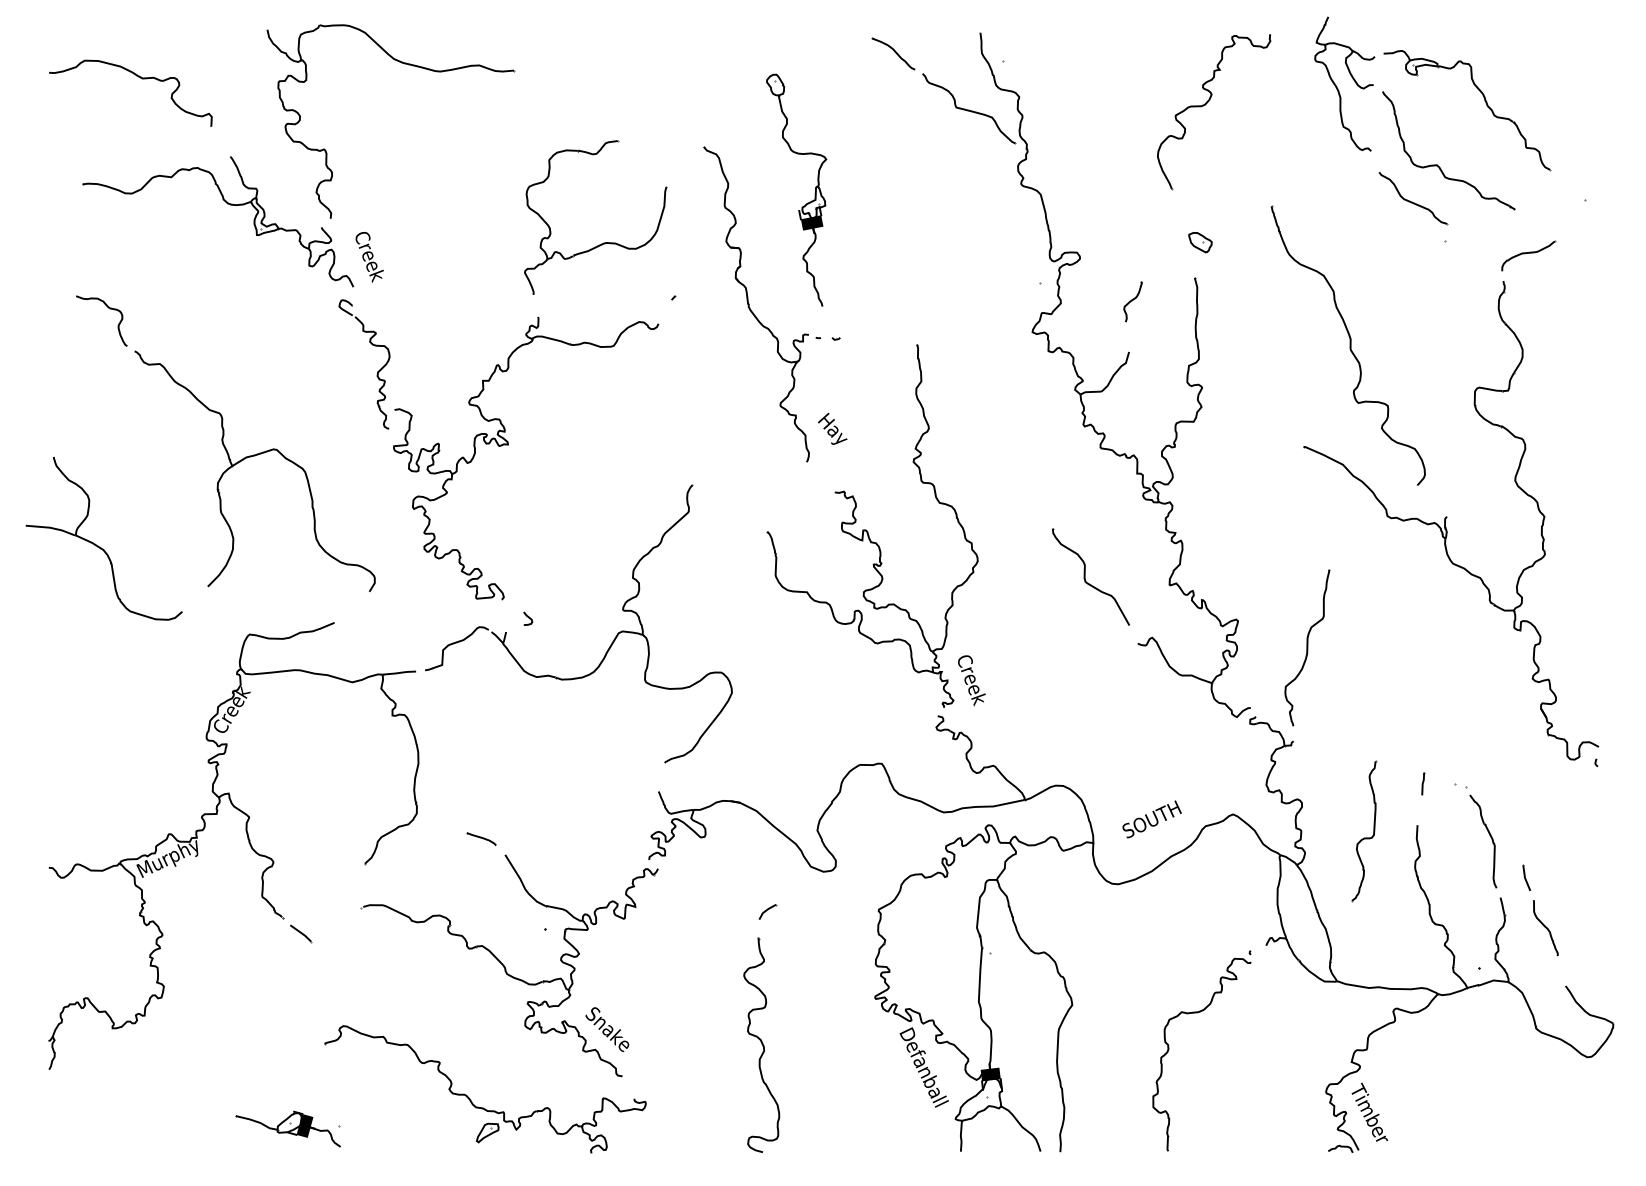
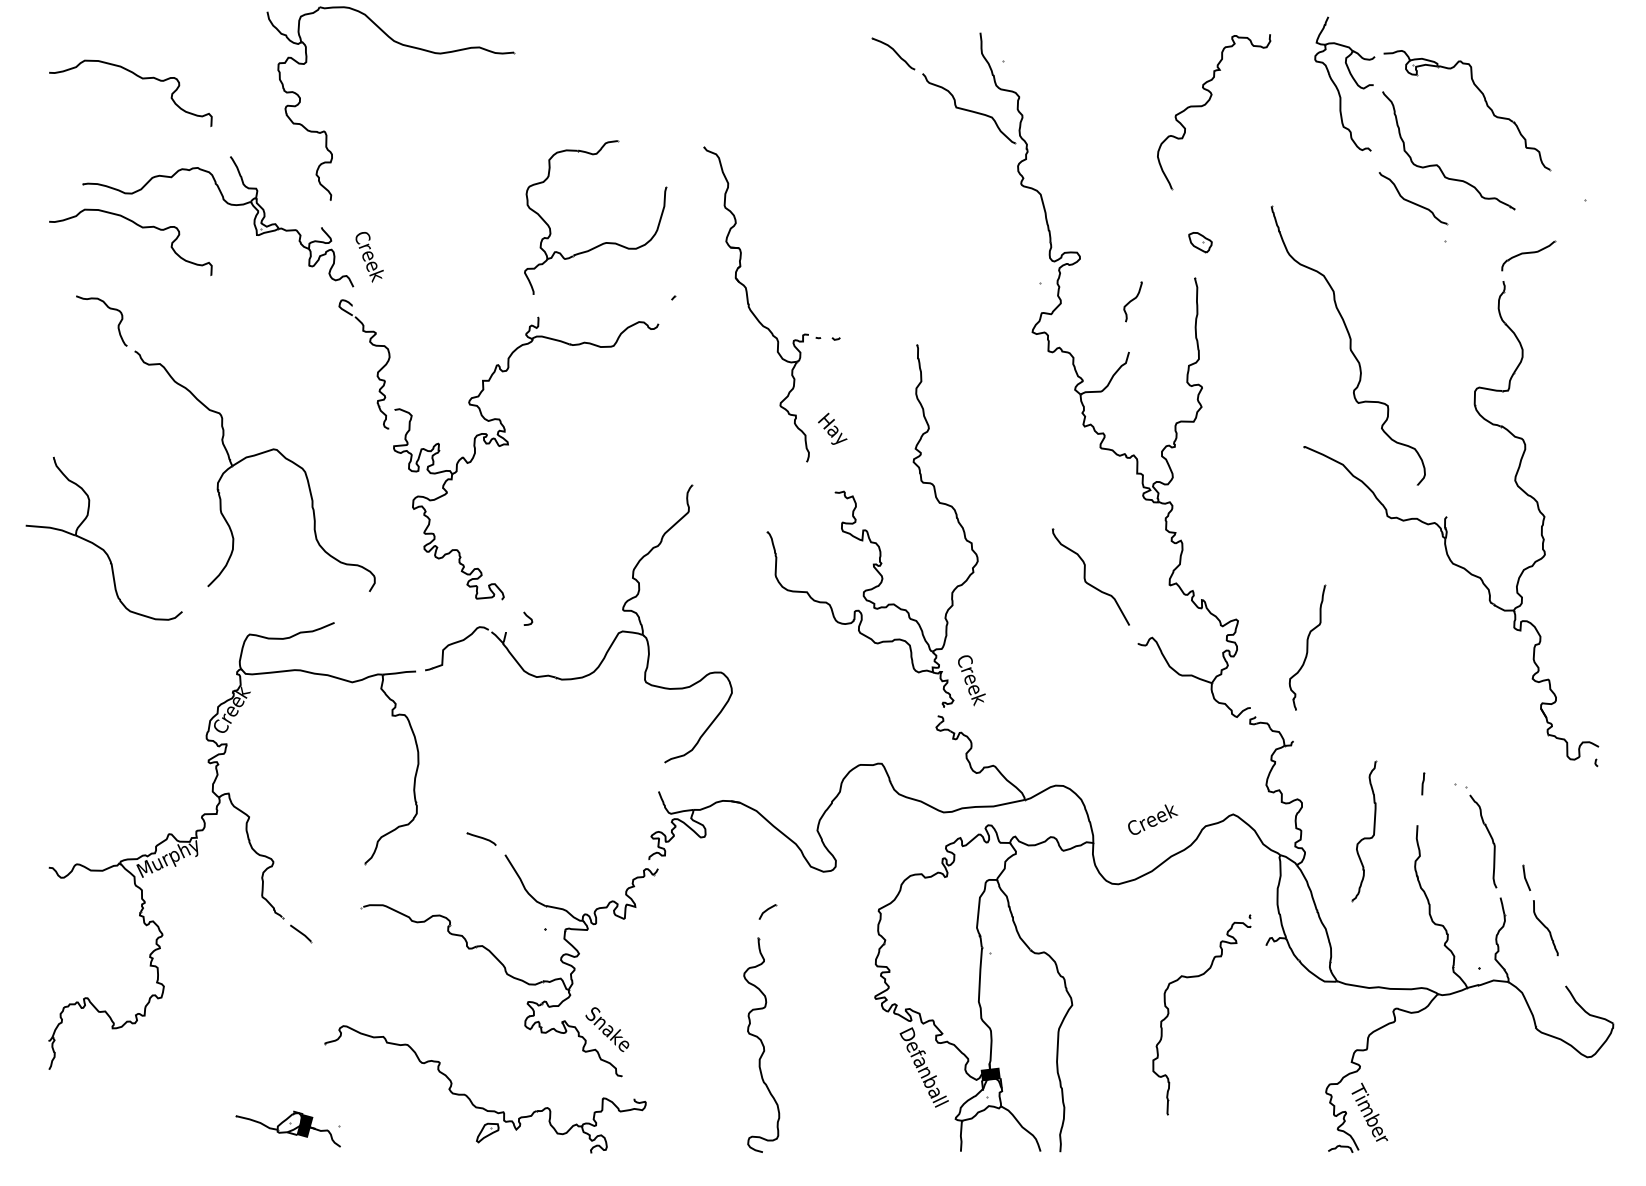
part position: (404, 64) -> (404, 46) (404, 46)
part: present -> none (807, 202)
curve: none -> present (138, 226)
part size: 47x158 px -> 39x127 px (1307, 647)
text: SOUTH -> Creek (1151, 819)
part position: (1169, 1049) -> (1169, 1013) (1169, 1013)
